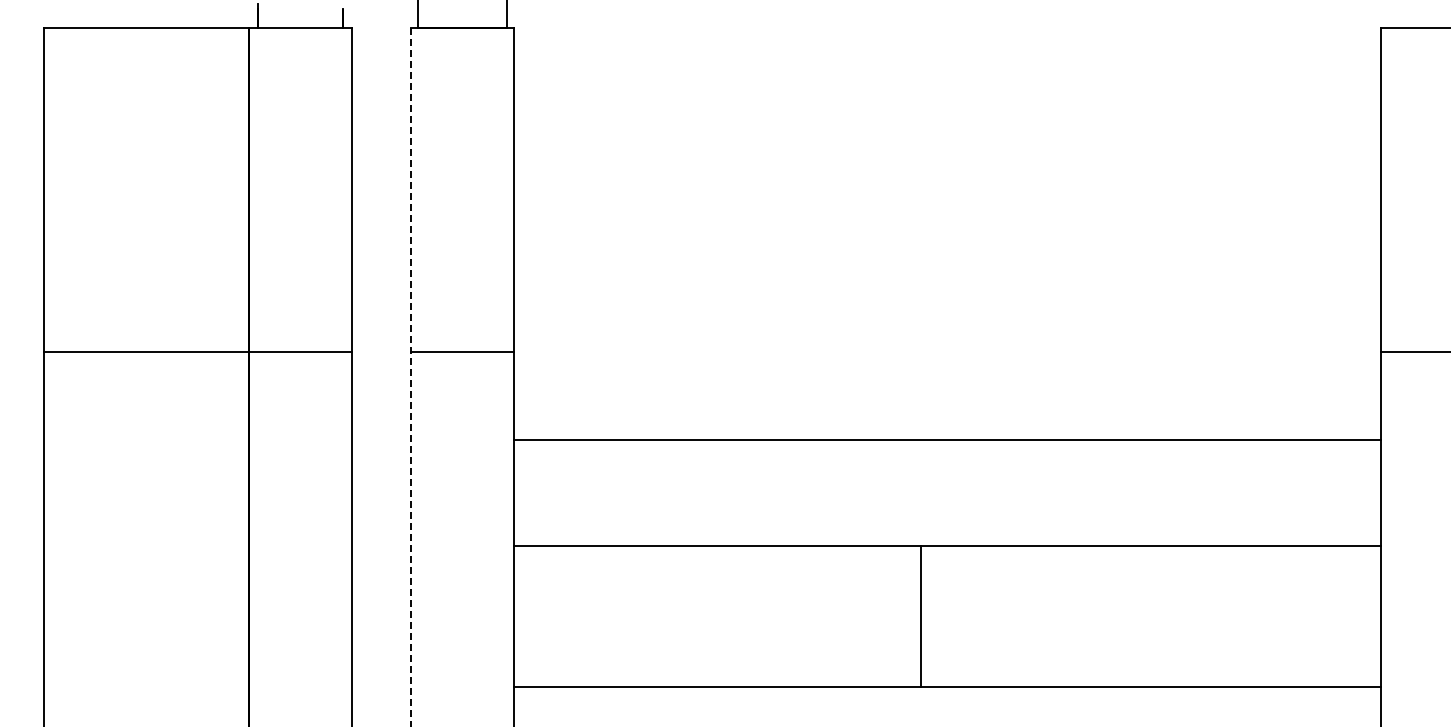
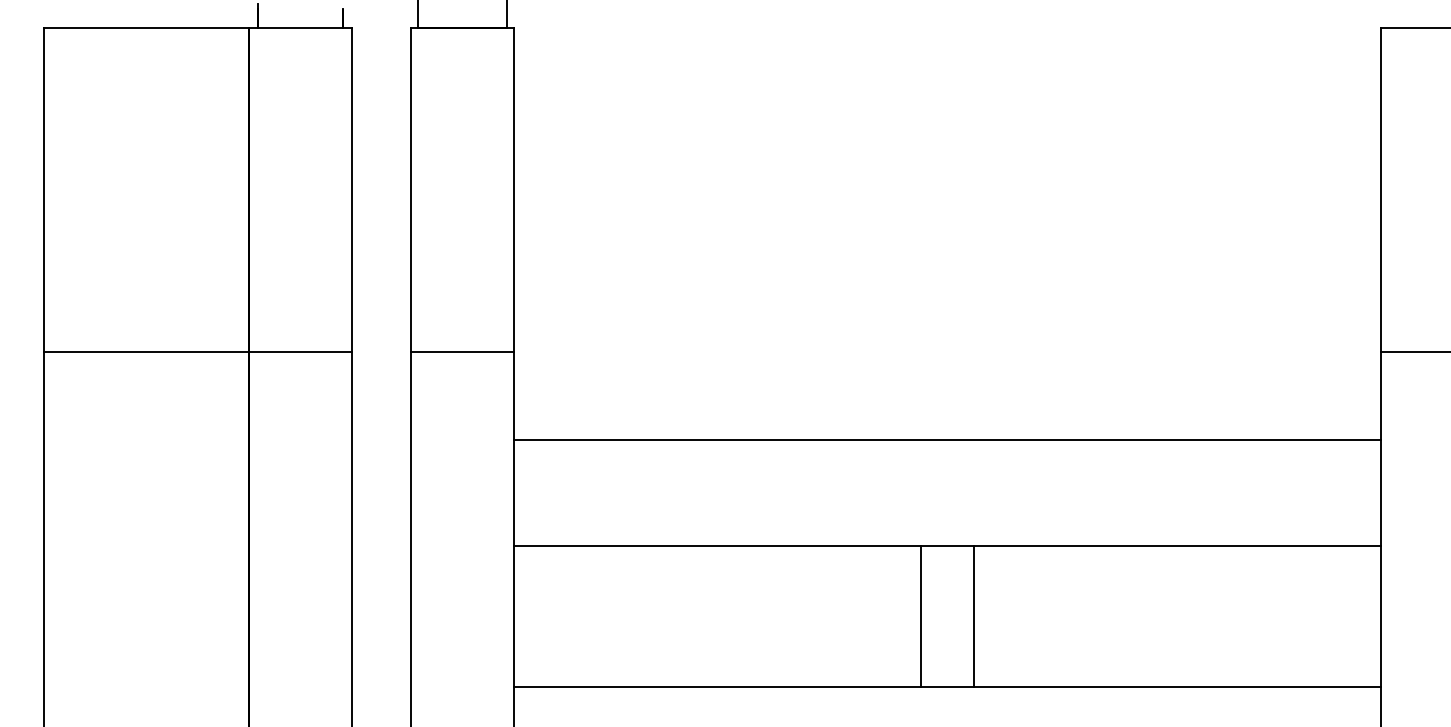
line: dashed -> solid (411, 378)
line: none -> present (974, 615)
